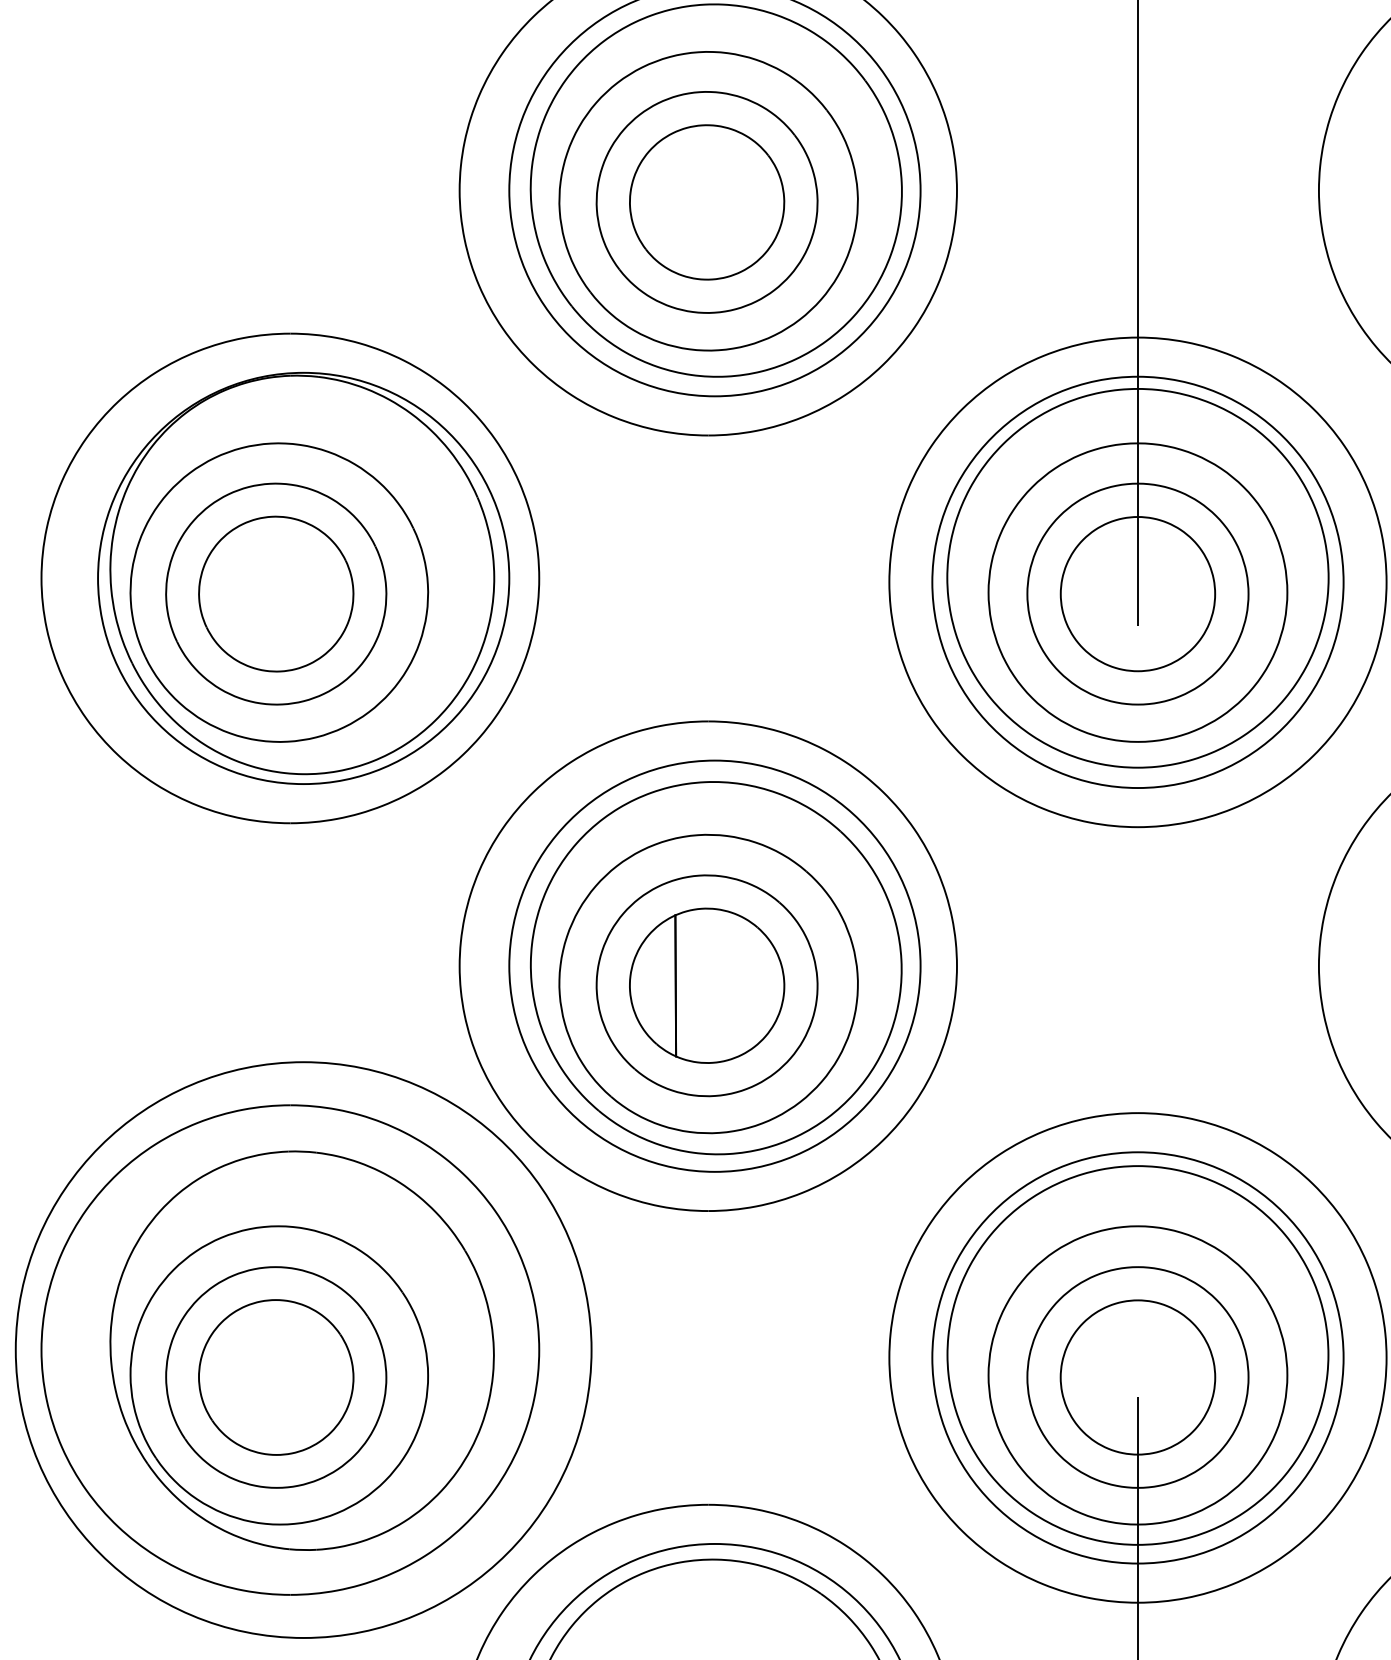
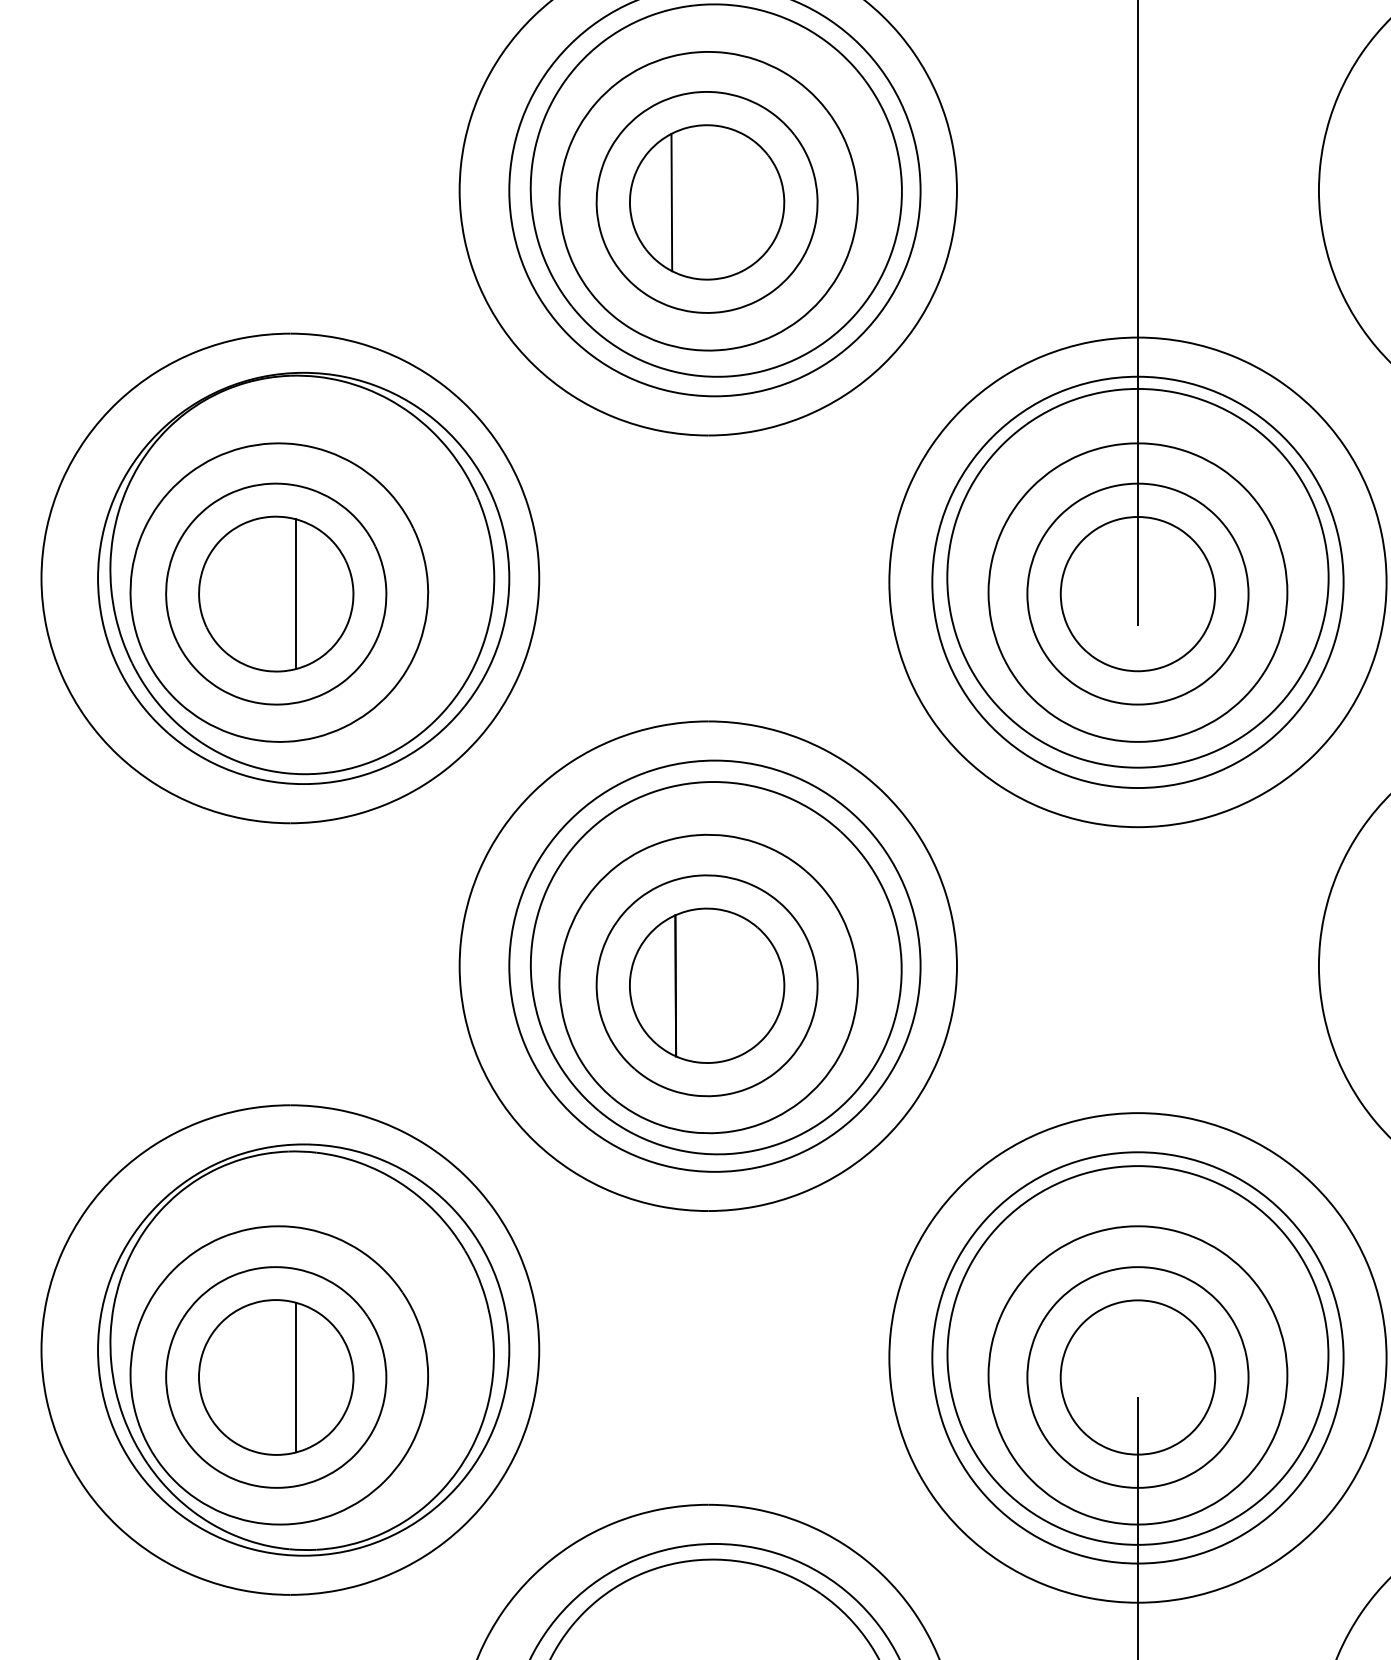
line: none -> present (671, 202)
line: none -> present (295, 594)
circle diameter: 576 px -> 411 px (303, 1349)
line: none -> present (295, 1377)
